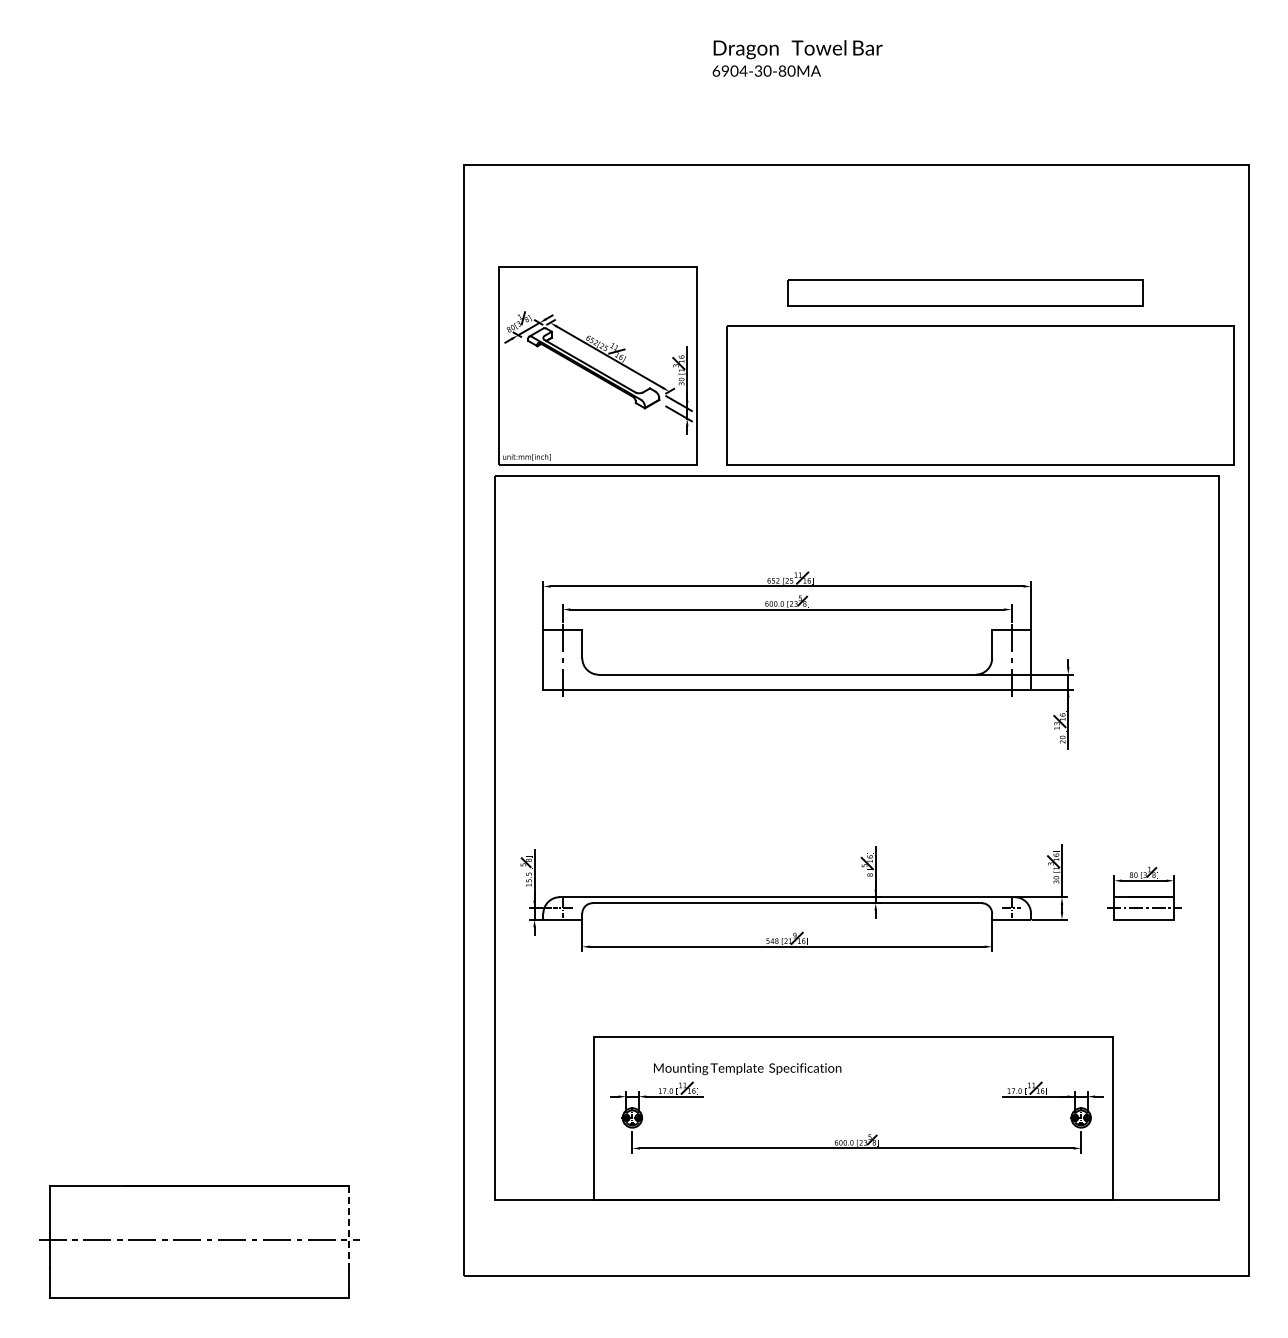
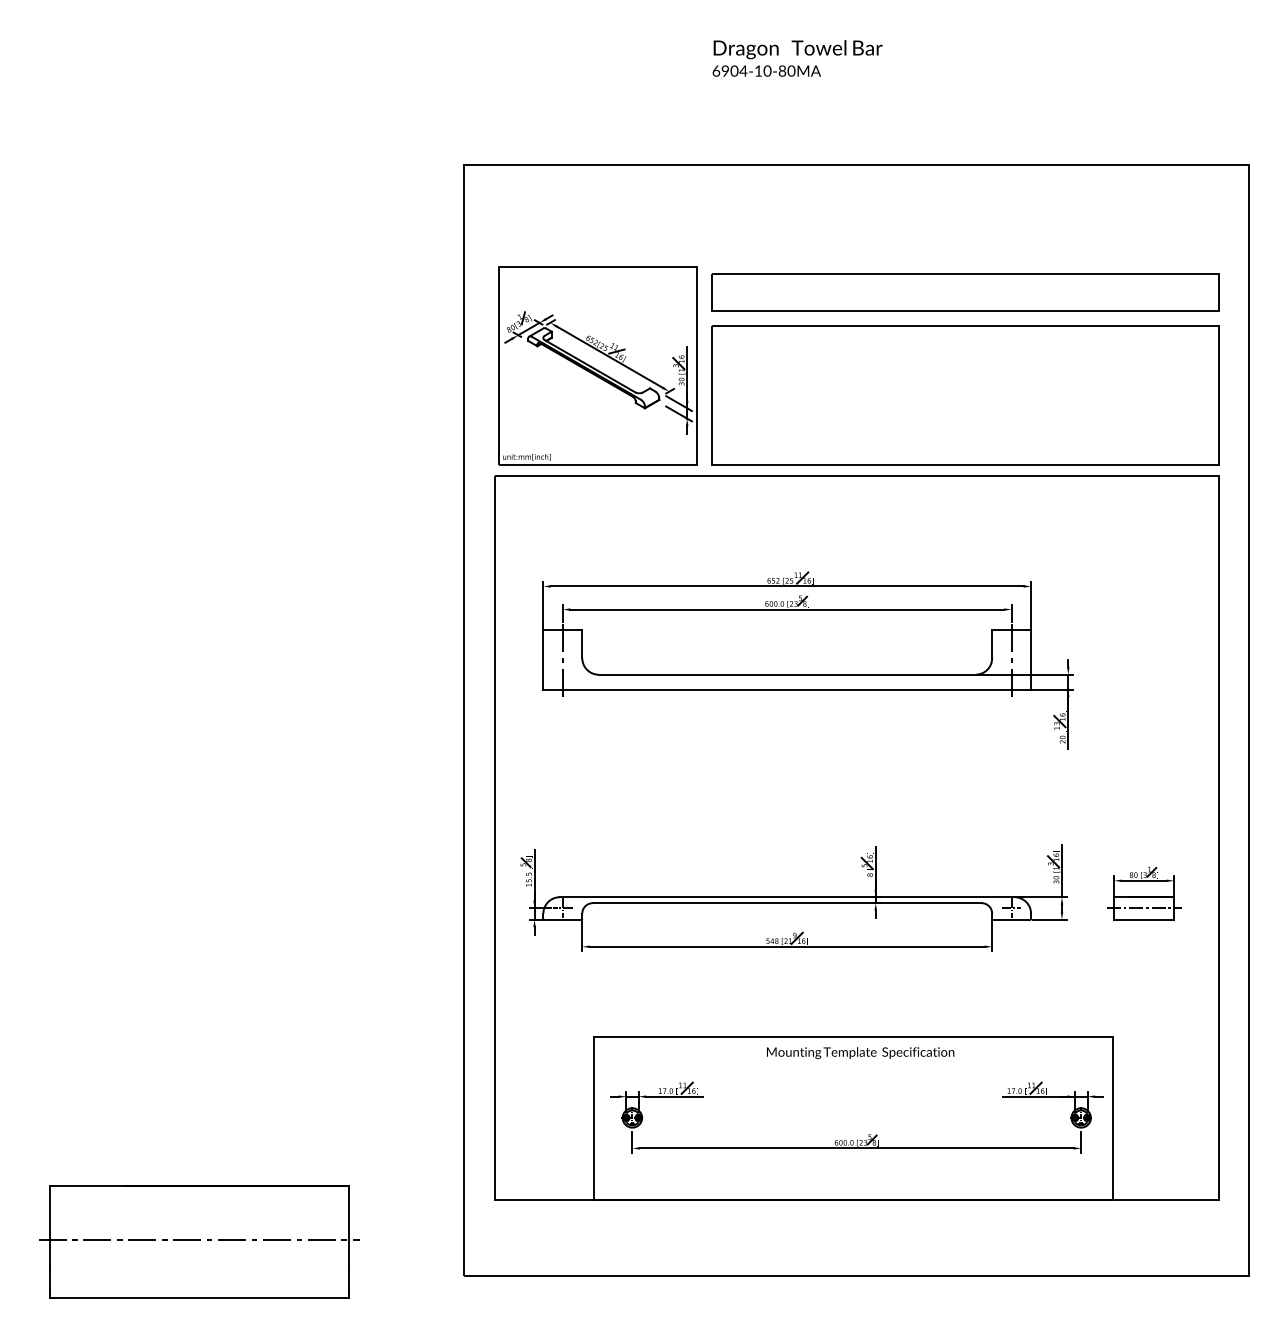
text: 6904-30-80MA -> 6904-10-80MA (758, 70)
part size: 357x28 px -> 509x39 px (965, 292)
part position: (980, 395) -> (965, 395) (965, 395)
text position: (747, 1069) -> (860, 1053) (860, 1053)
line: dashed -> solid (348, 1227)
